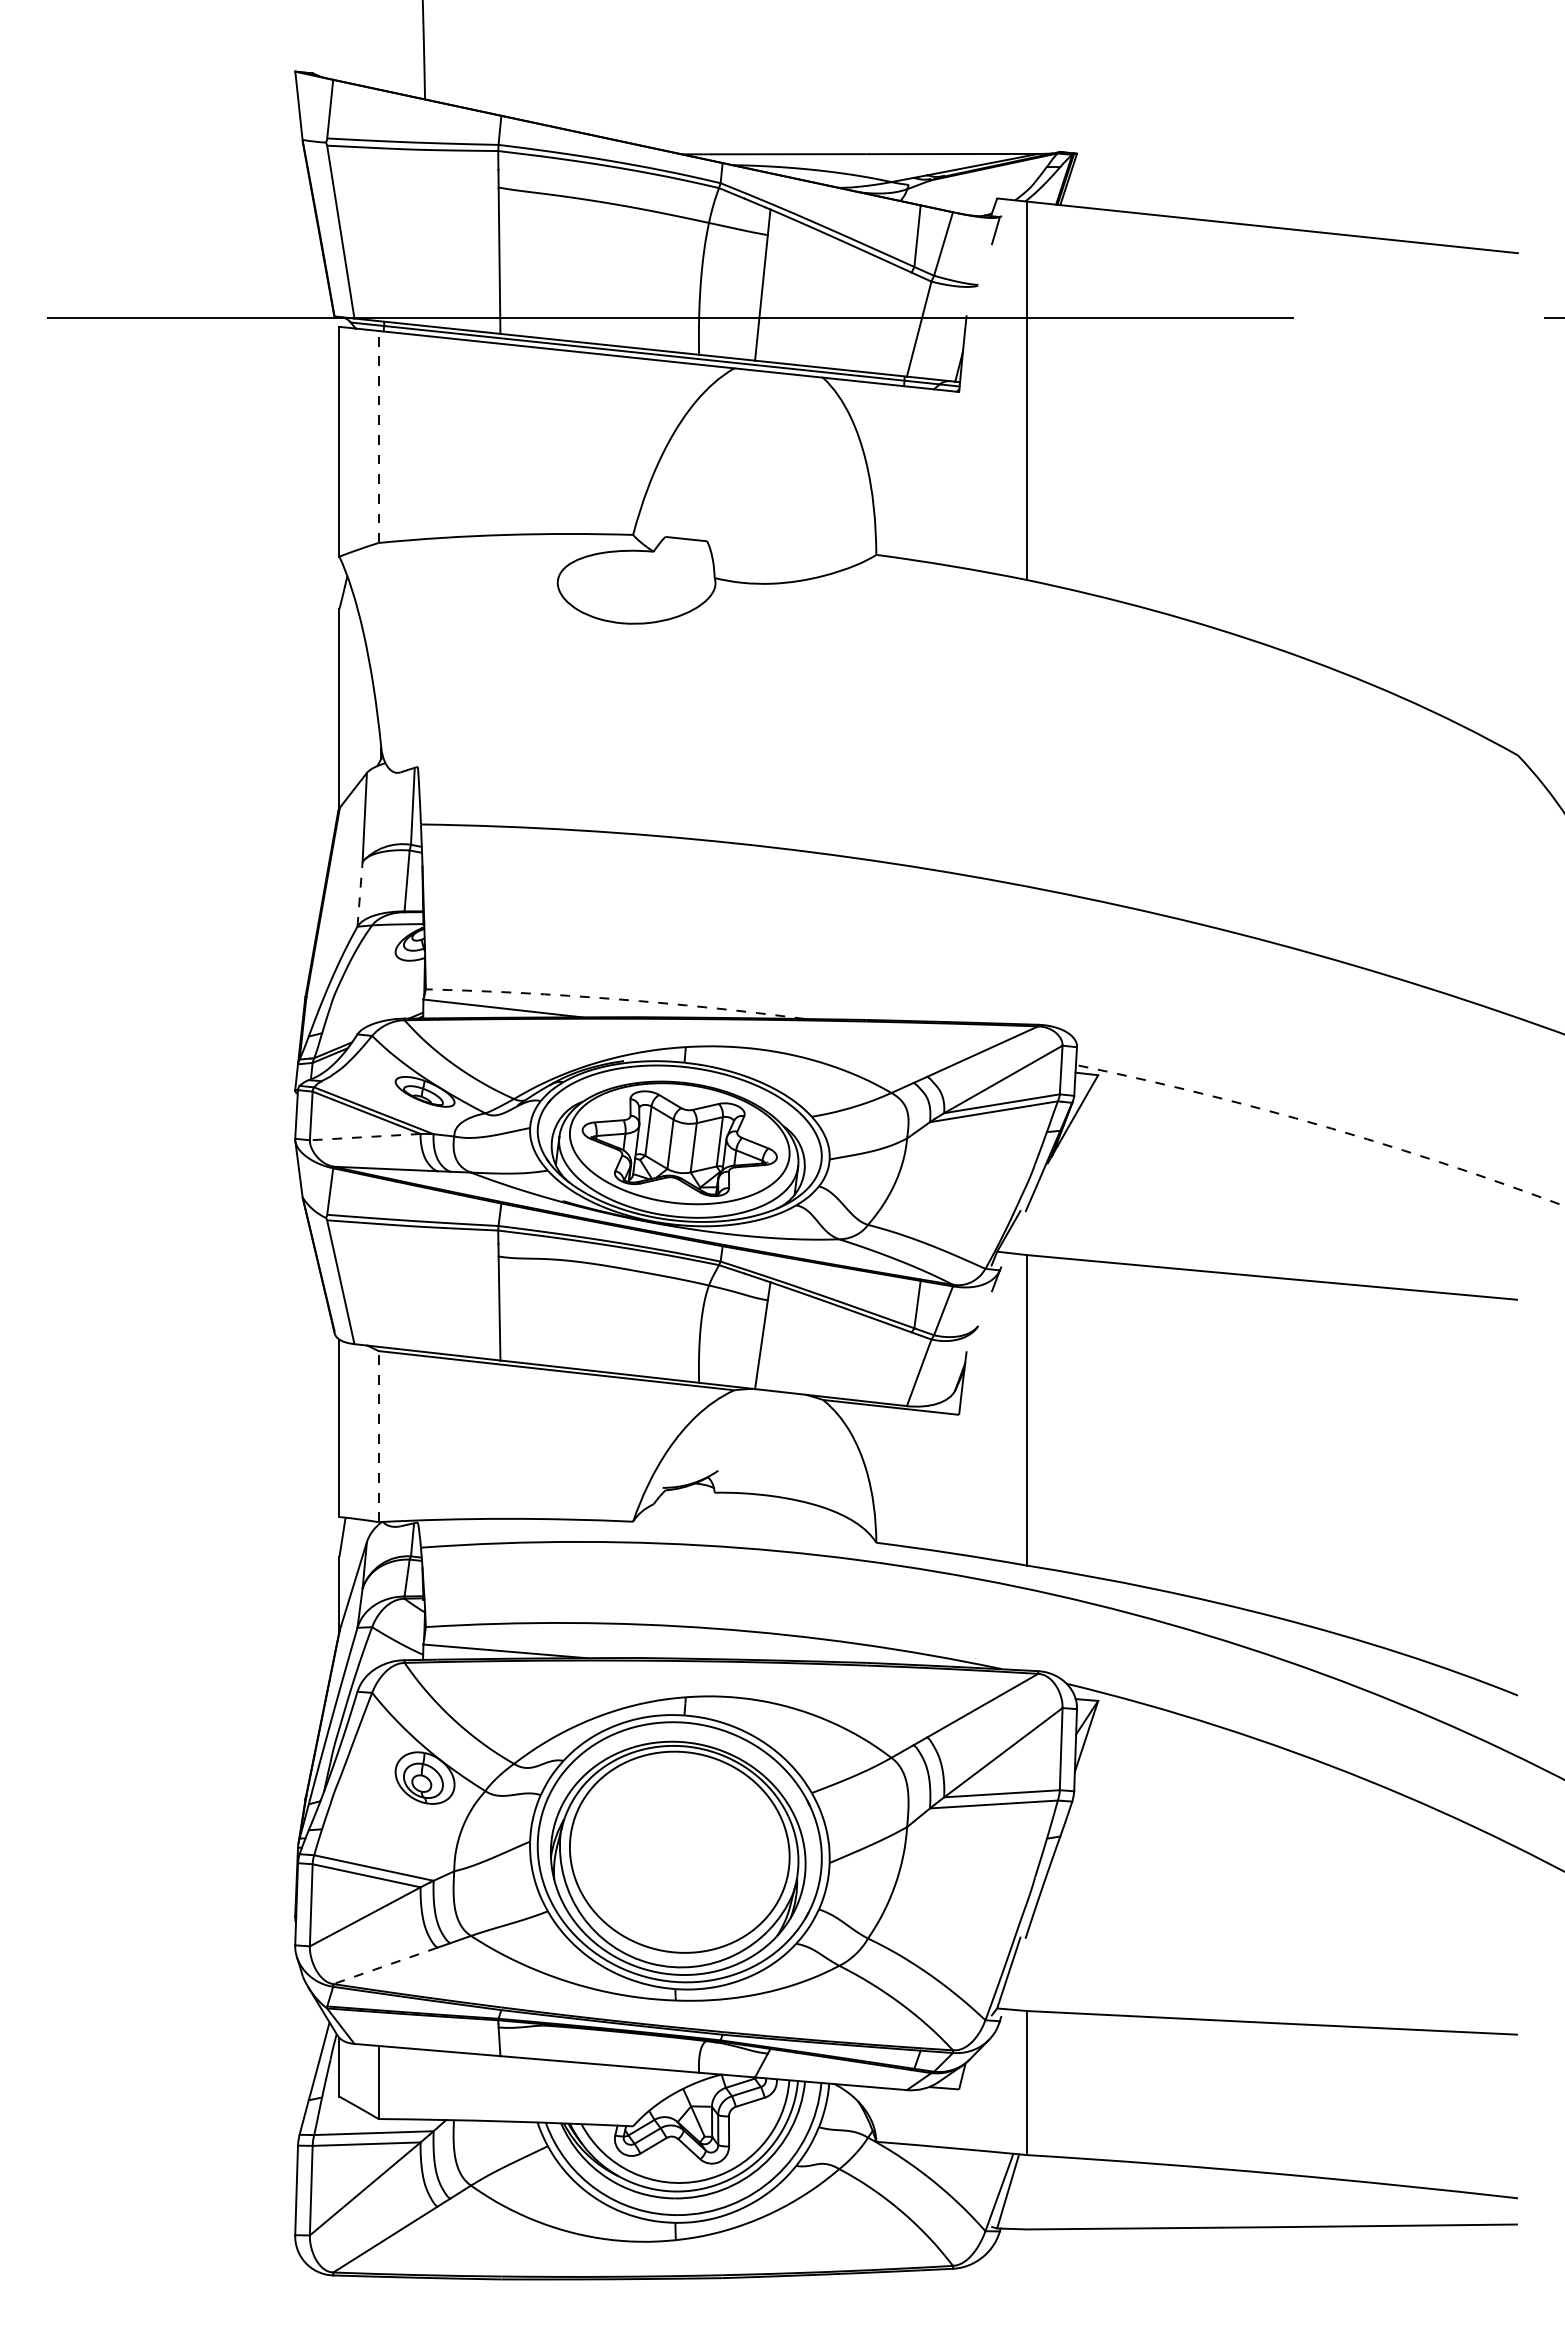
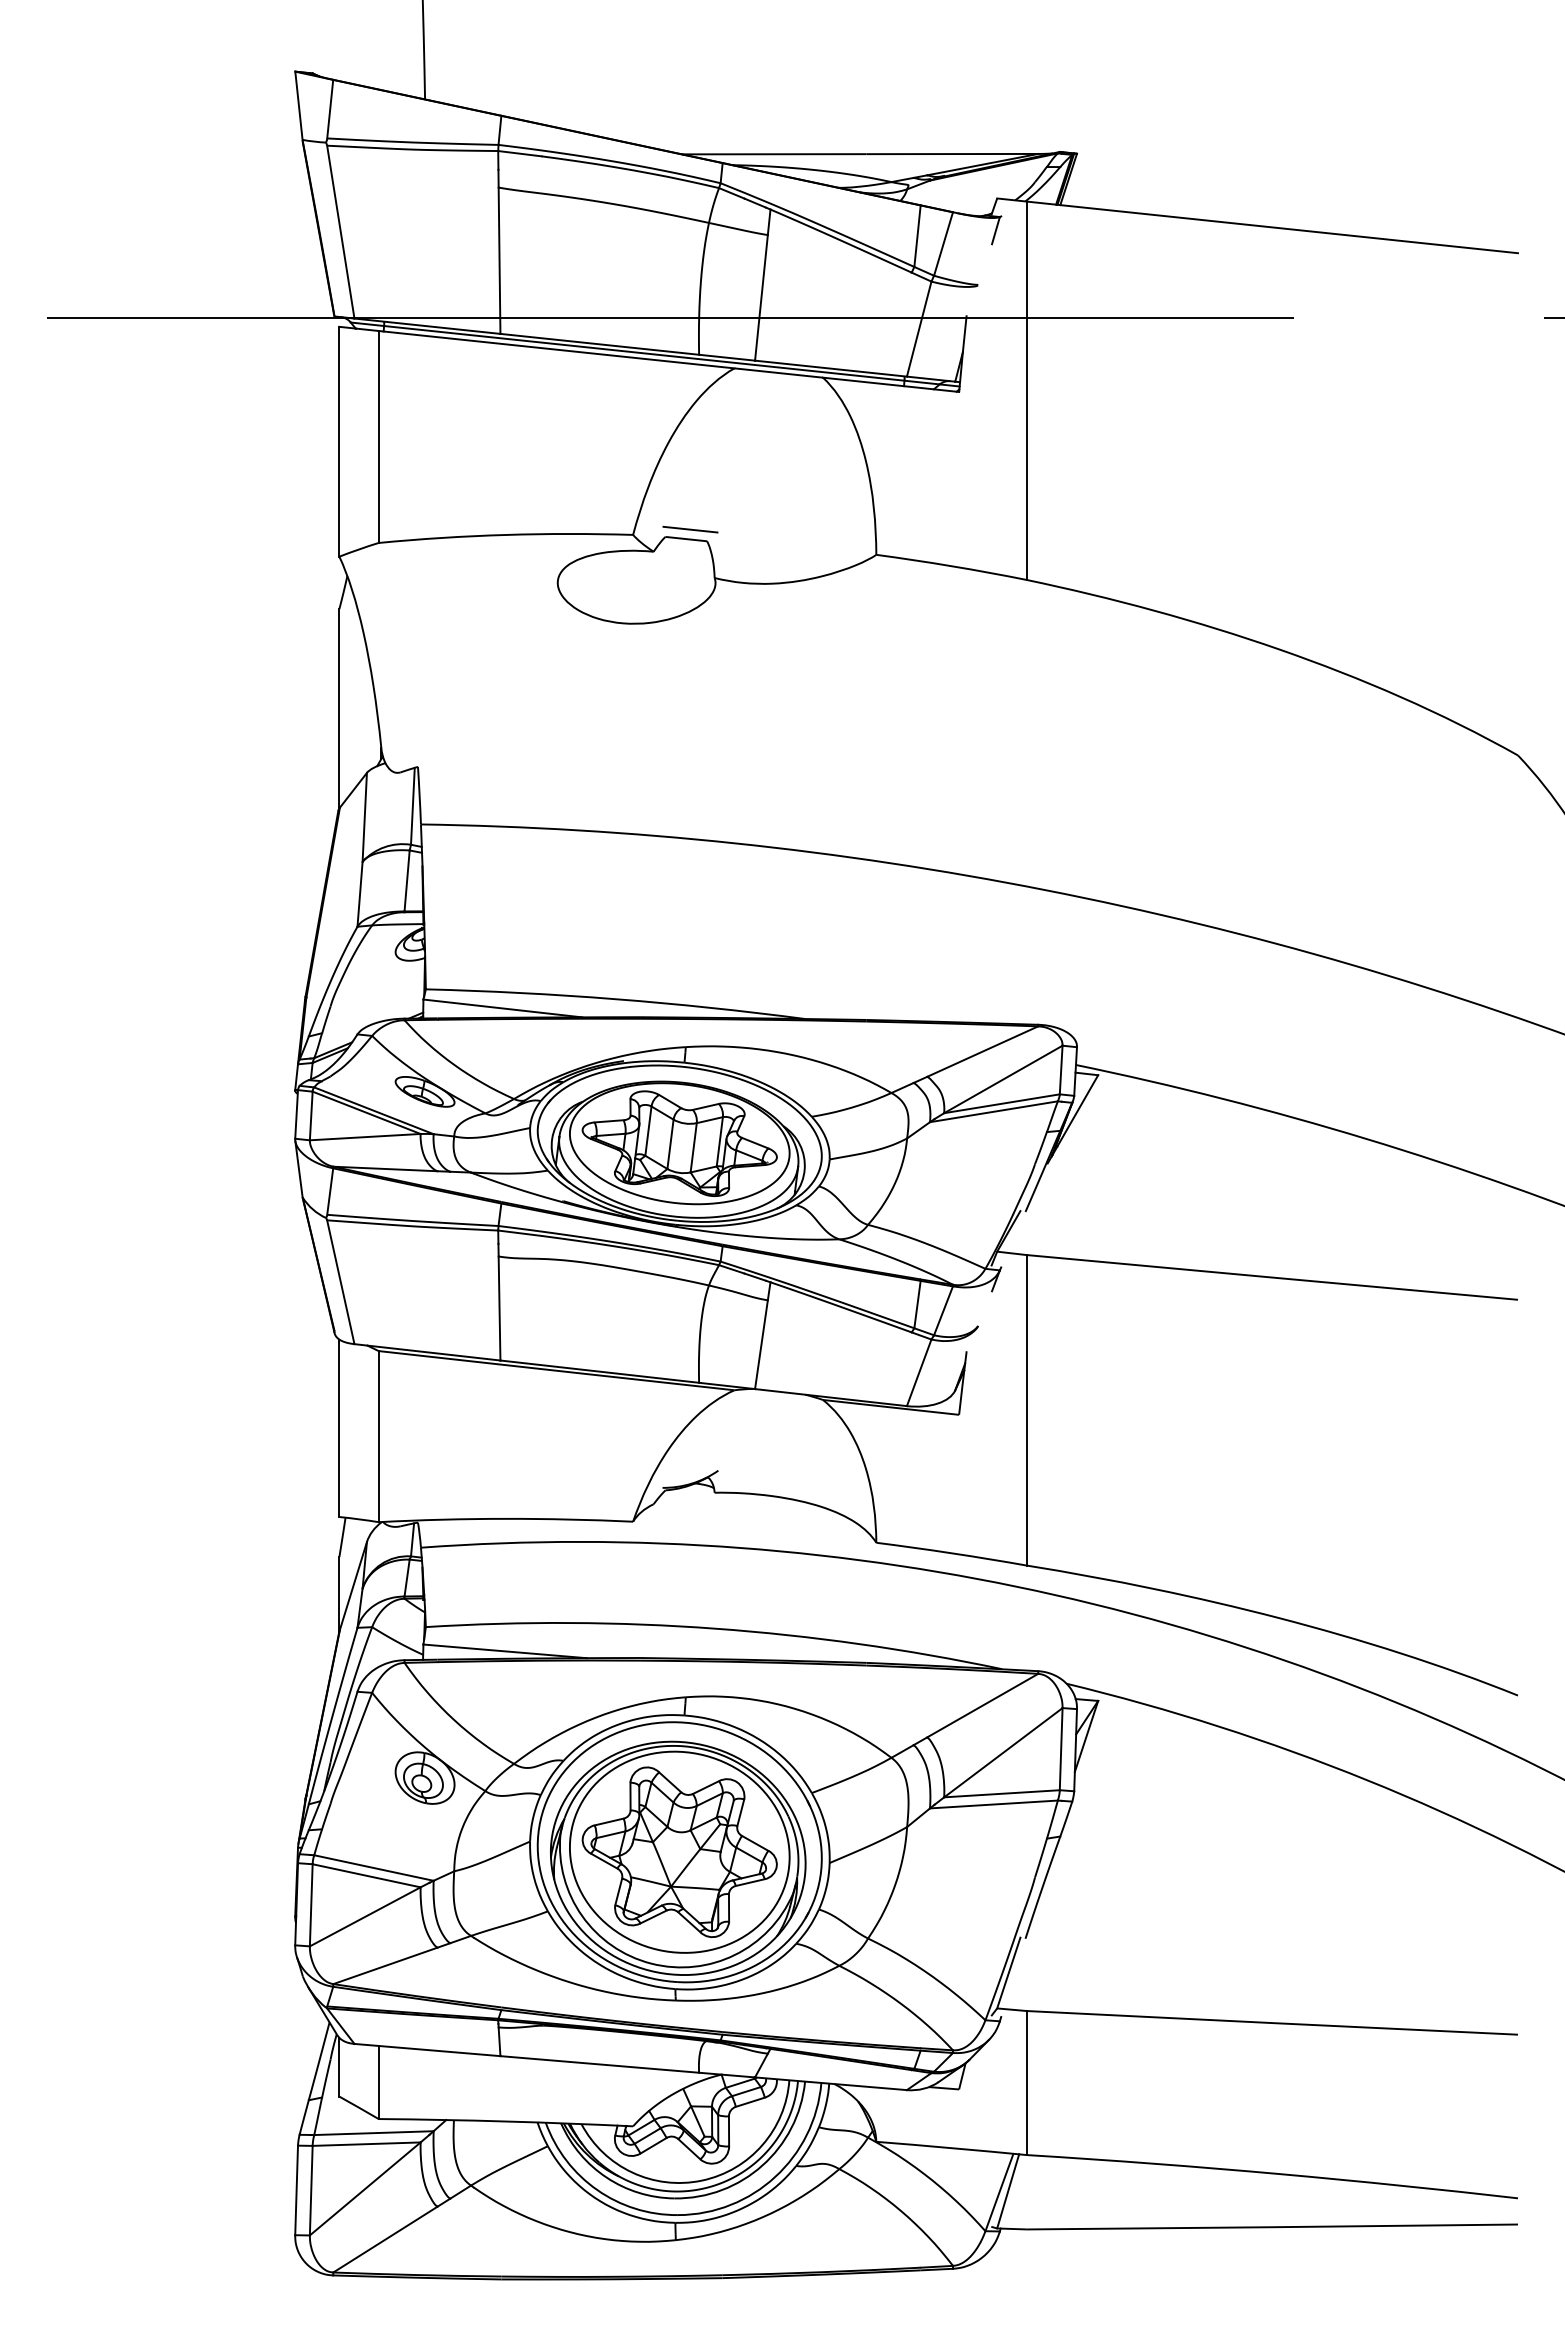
line: dashed -> solid (378, 436)
line: none -> present (690, 529)
line: dashed -> solid (360, 894)
arc: dashed -> solid (615, 999)
arc: dashed -> solid (1322, 1126)
line: dashed -> solid (364, 1137)
line: dashed -> solid (378, 1436)
part: none -> present (679, 1851)
line: dashed -> solid (384, 1966)
